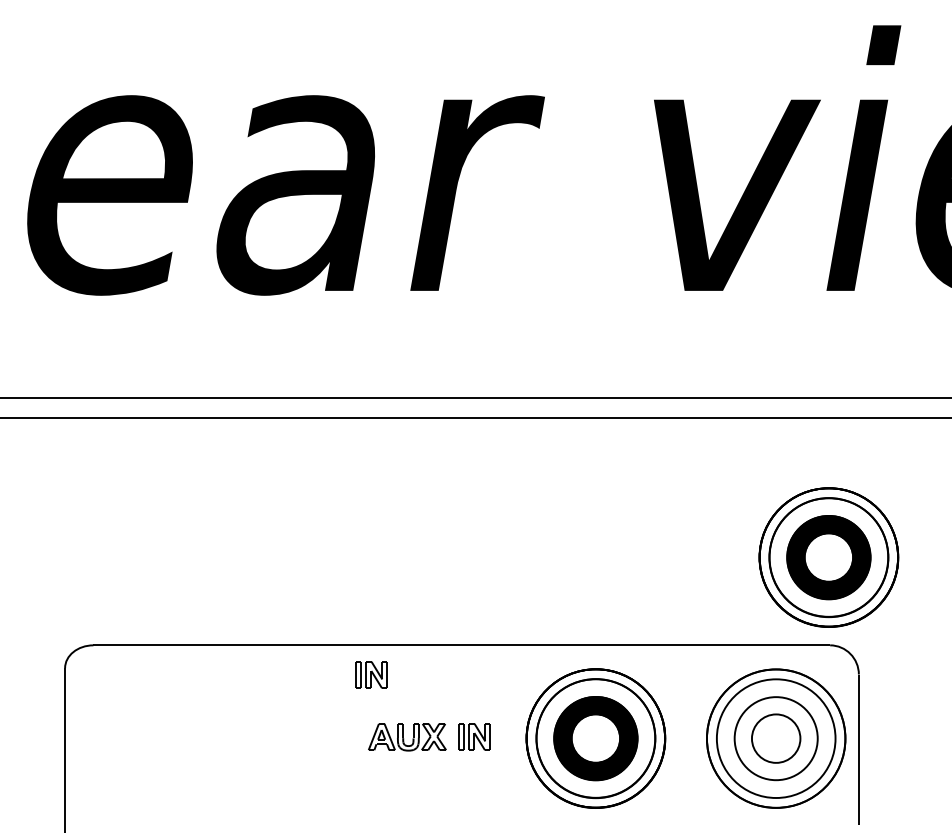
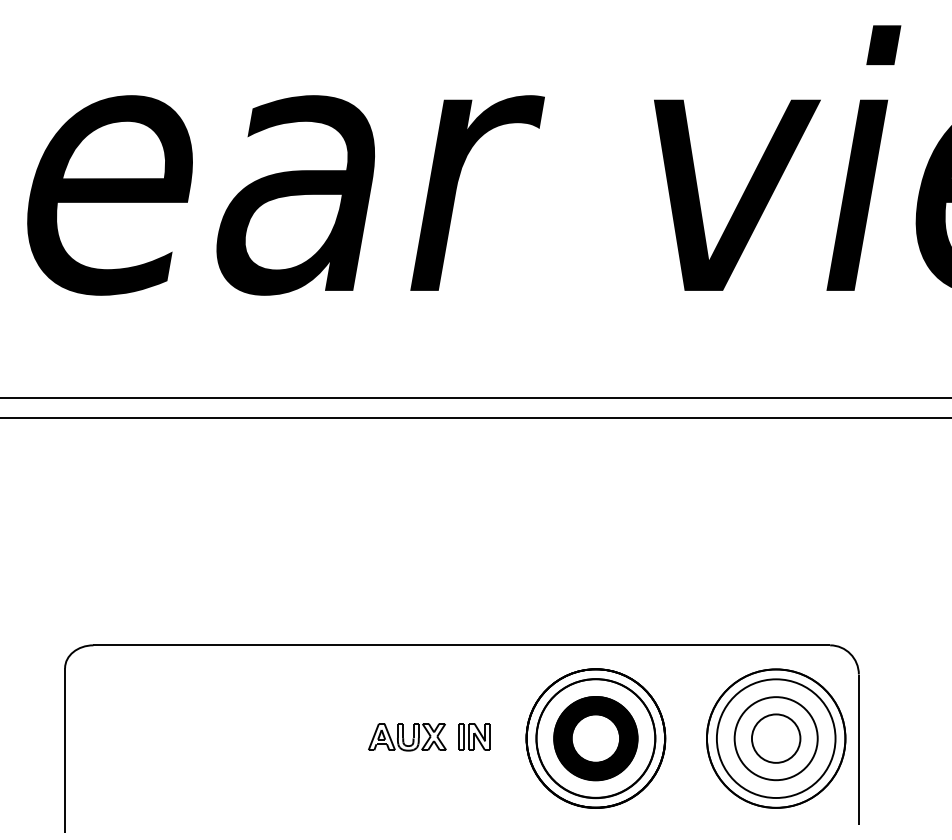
part: present -> none (828, 557)
part: present -> none (371, 674)
